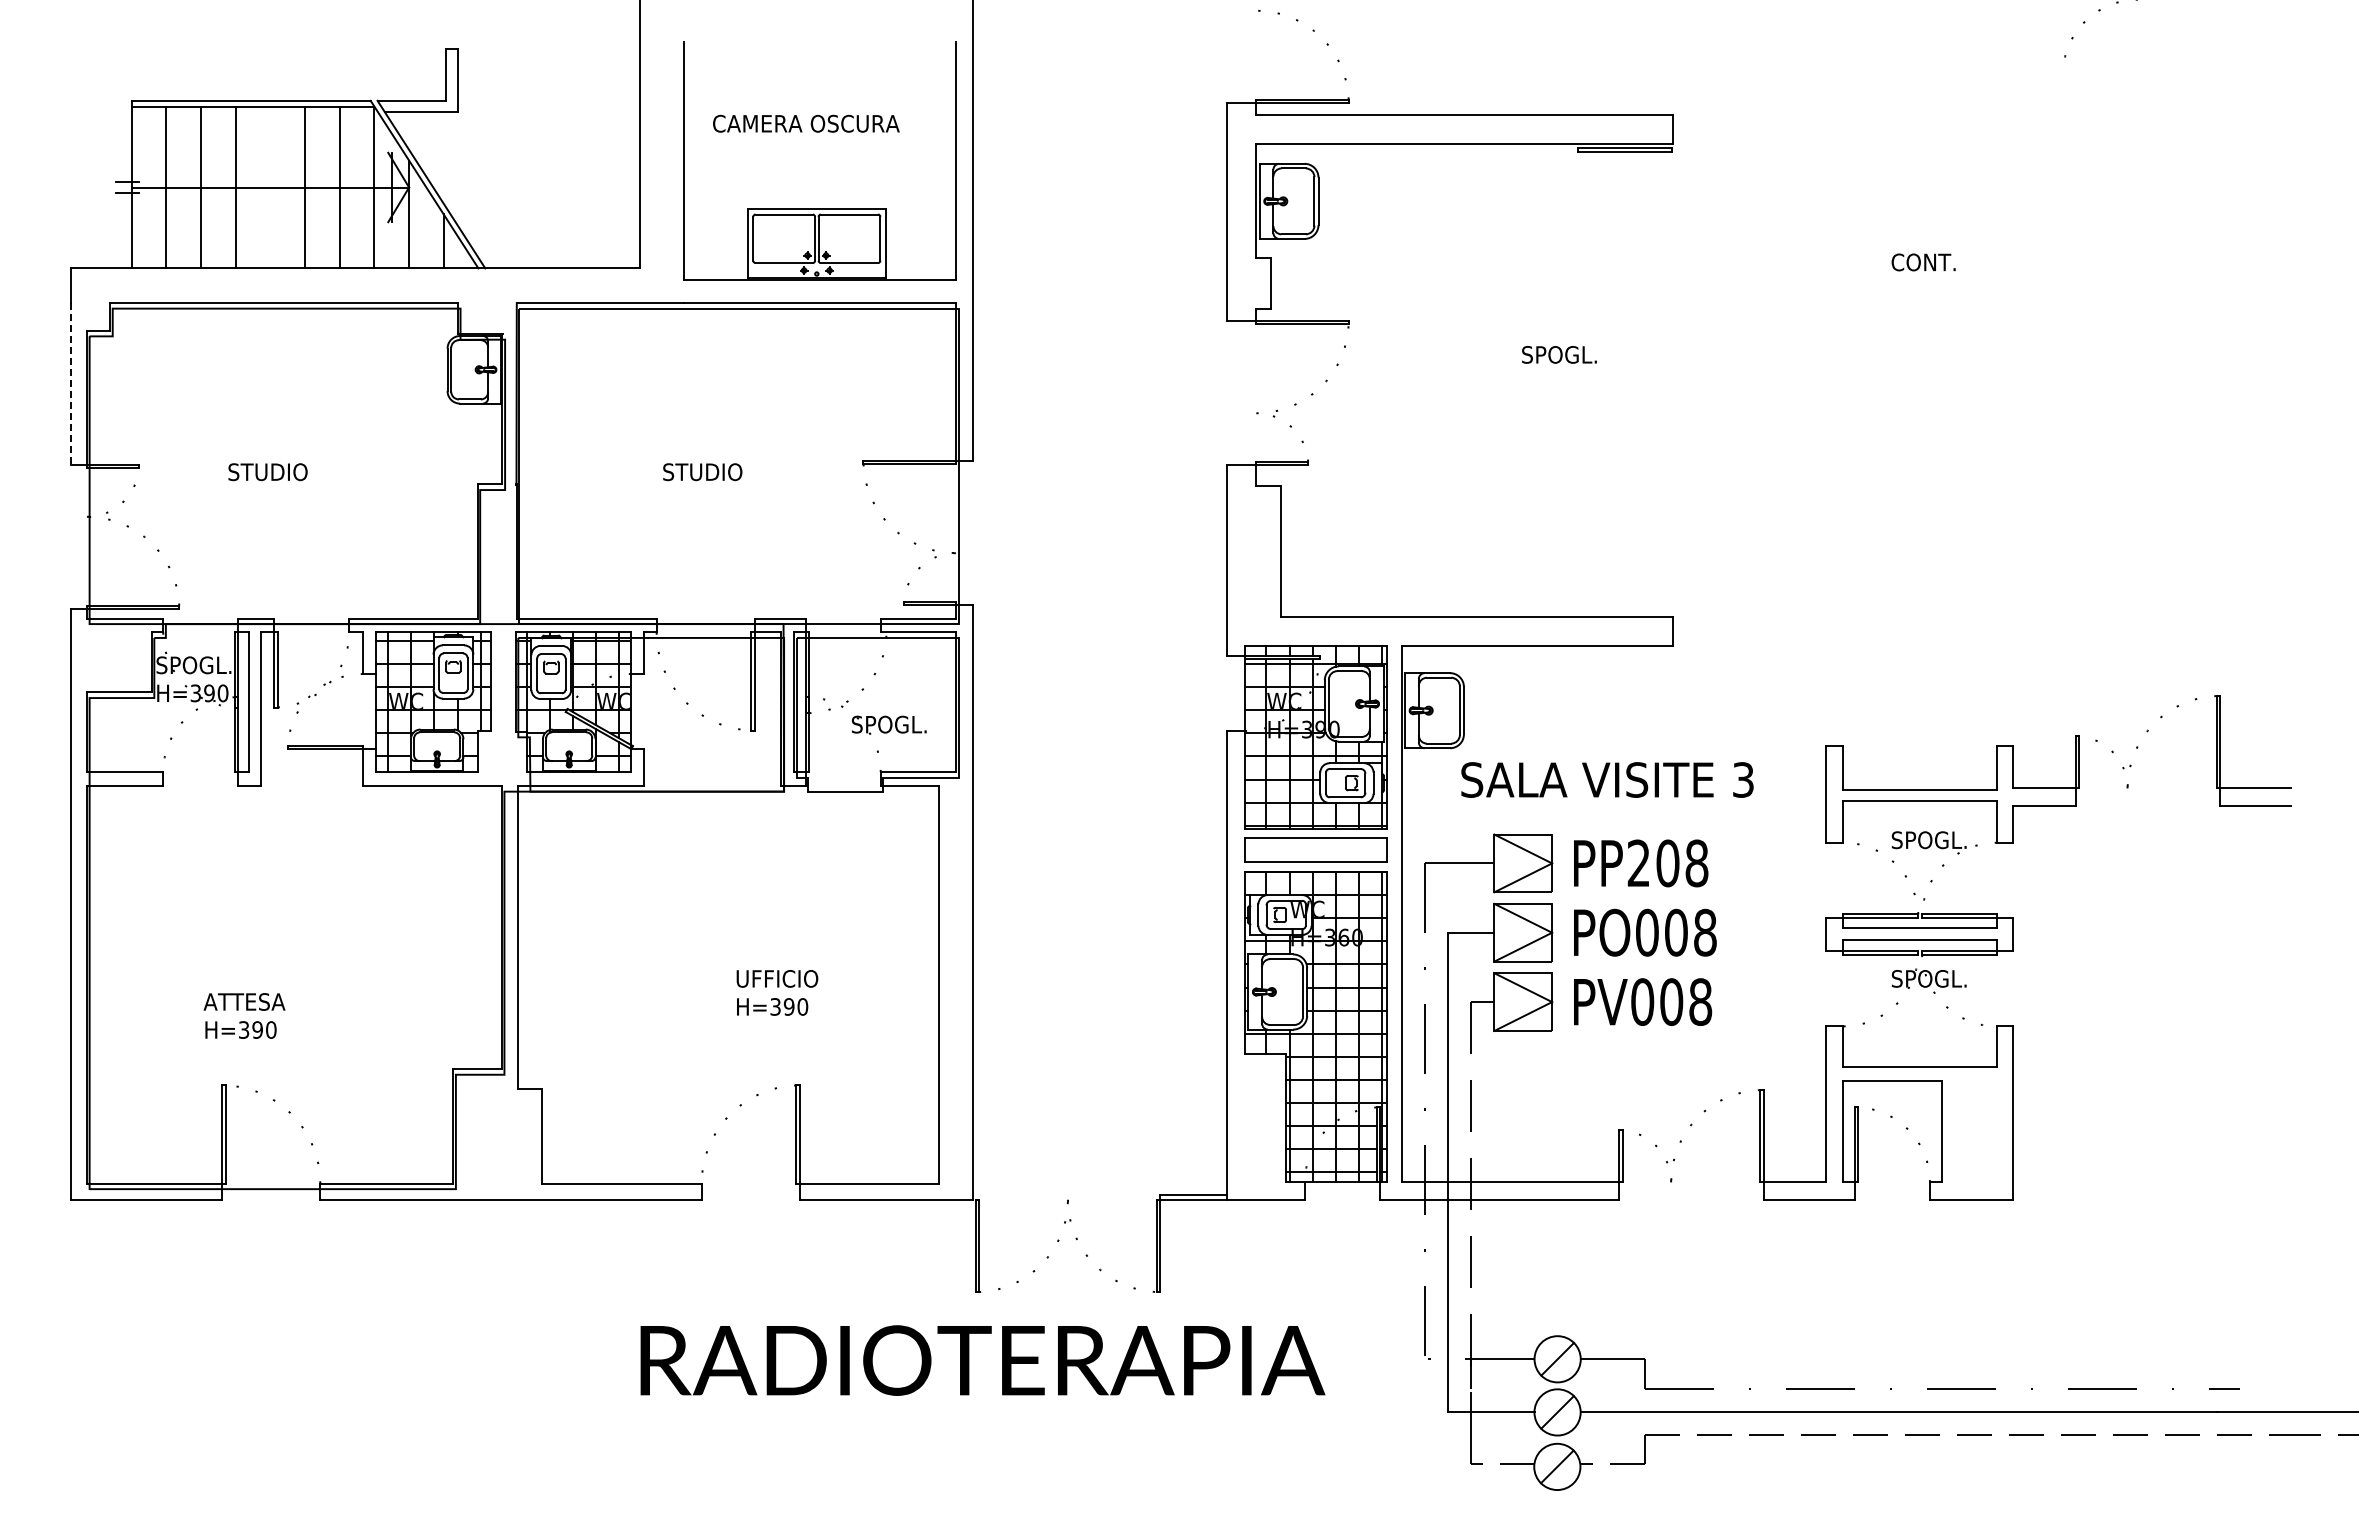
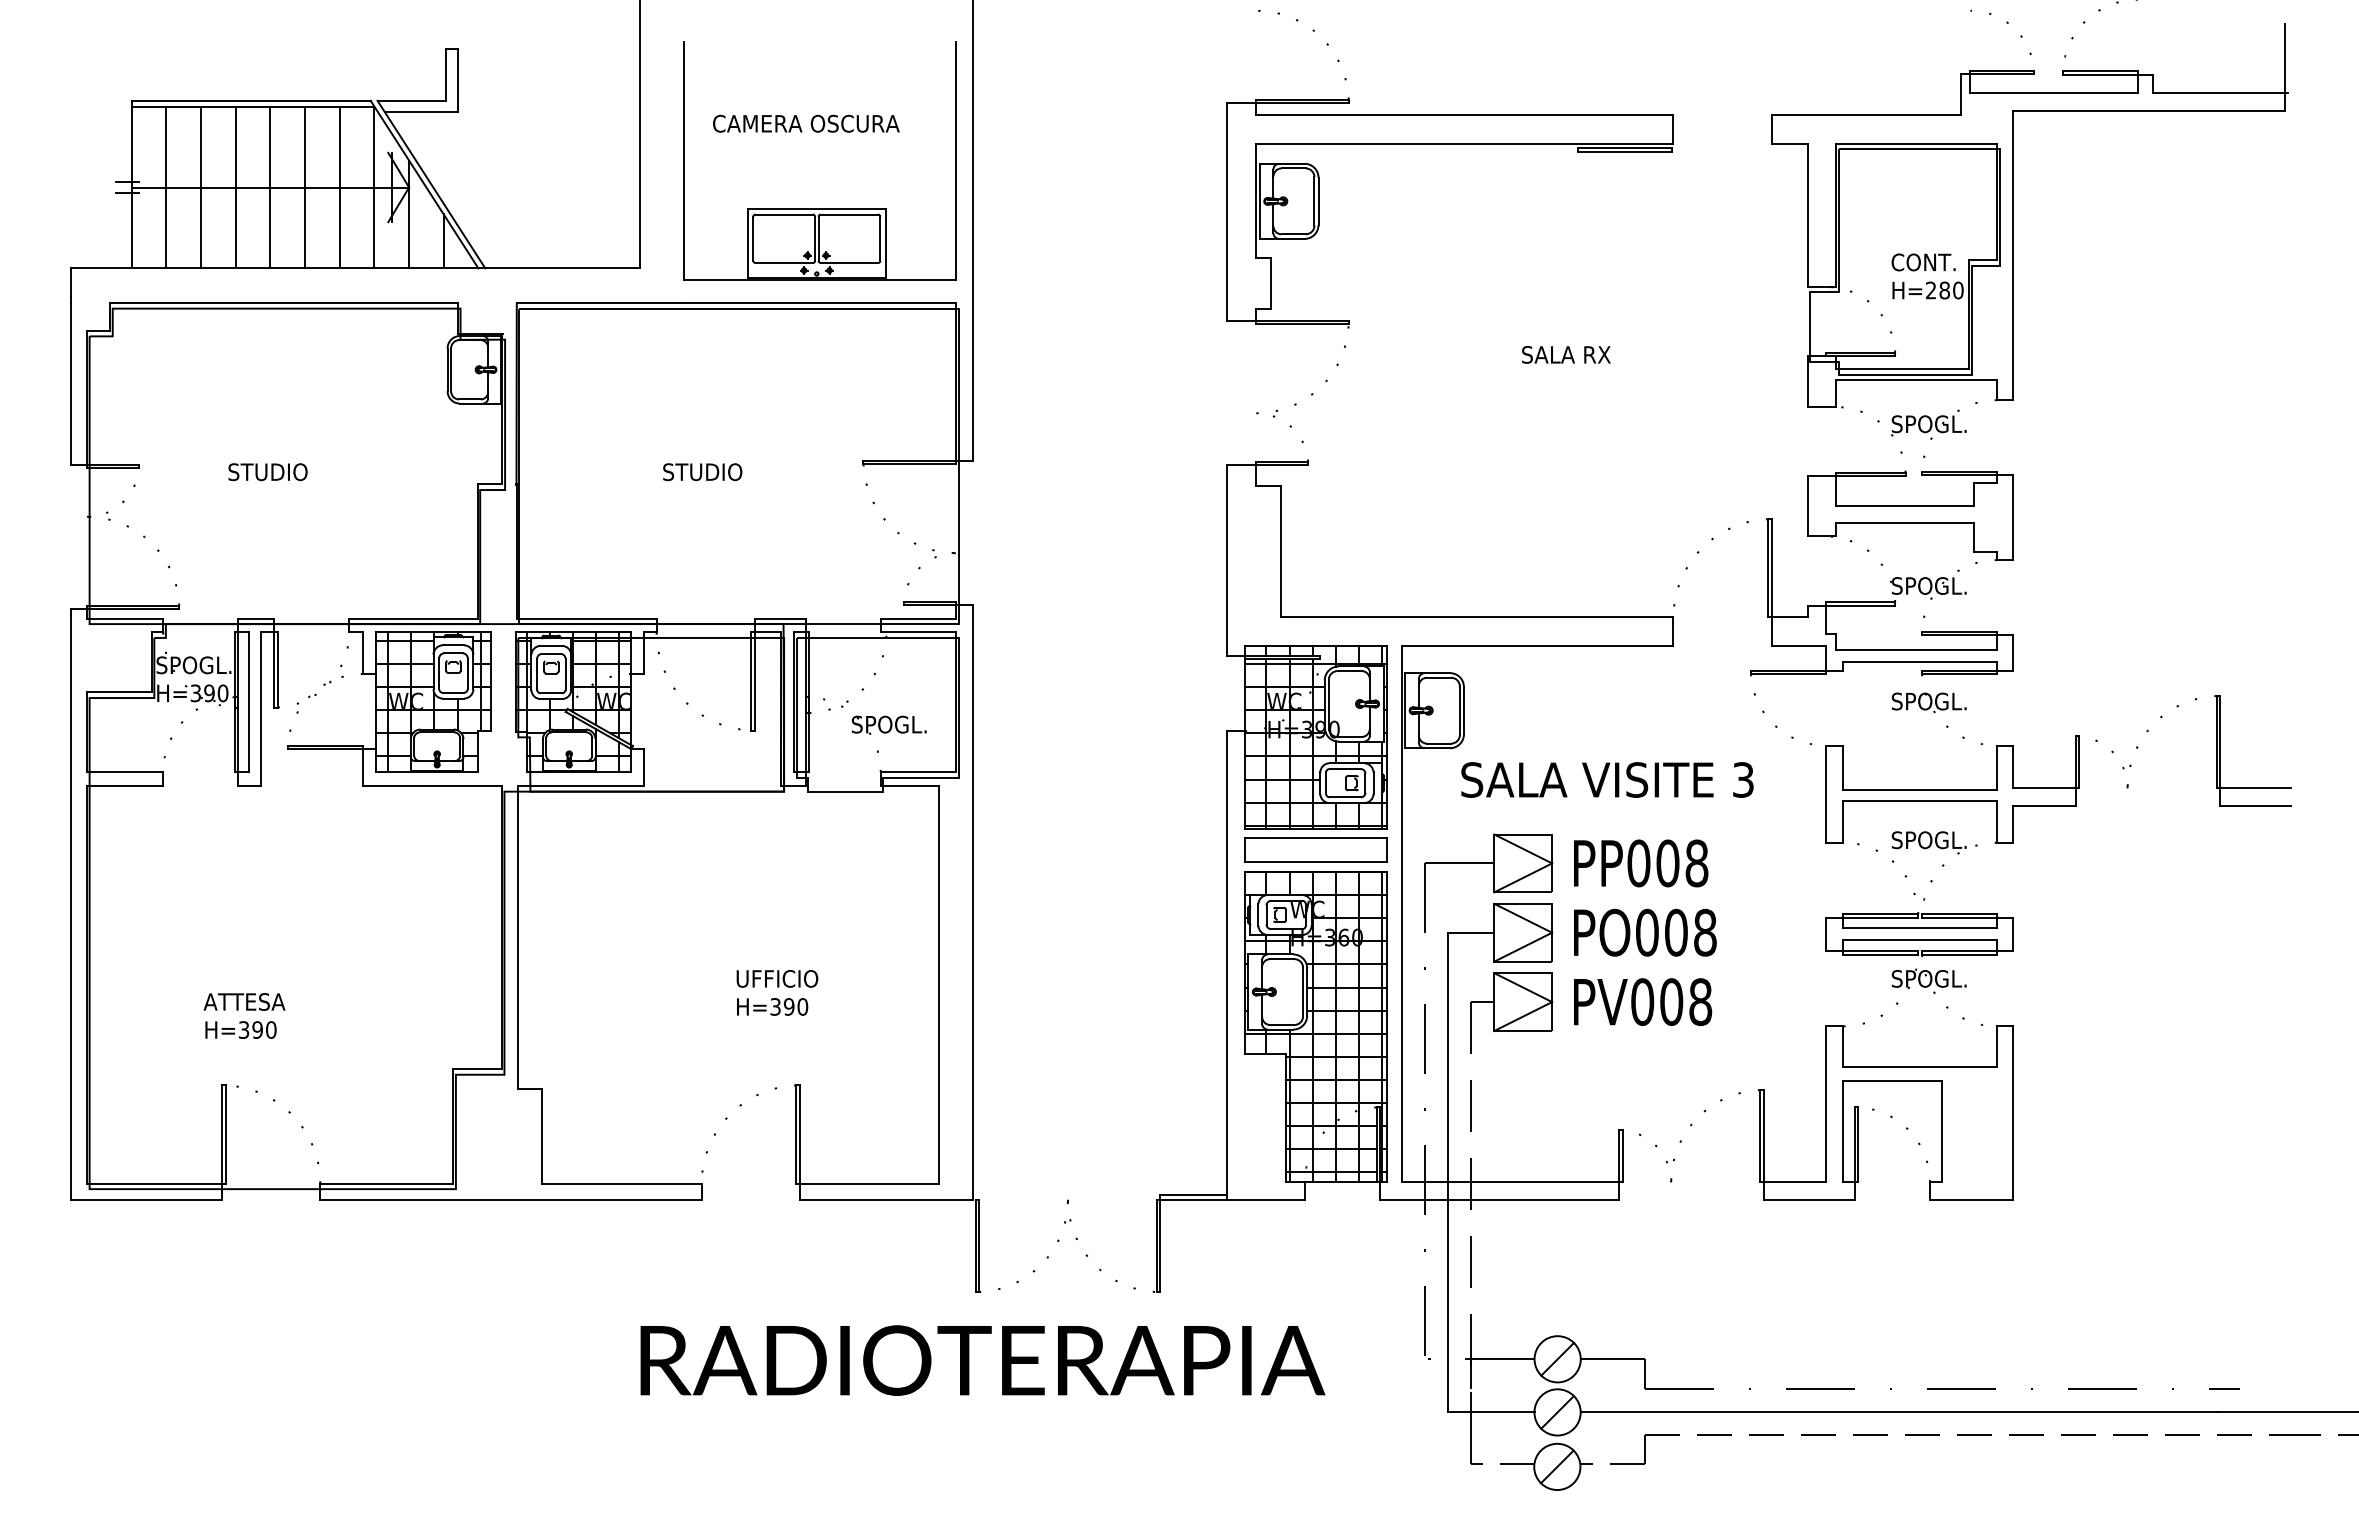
line: none -> present (270, 187)
text: SPOGL. -> SALA RX (1572, 354)
part: none -> present (1980, 377)
line: dashed -> solid (70, 383)
text: PP208 -> PP008 (1638, 863)
